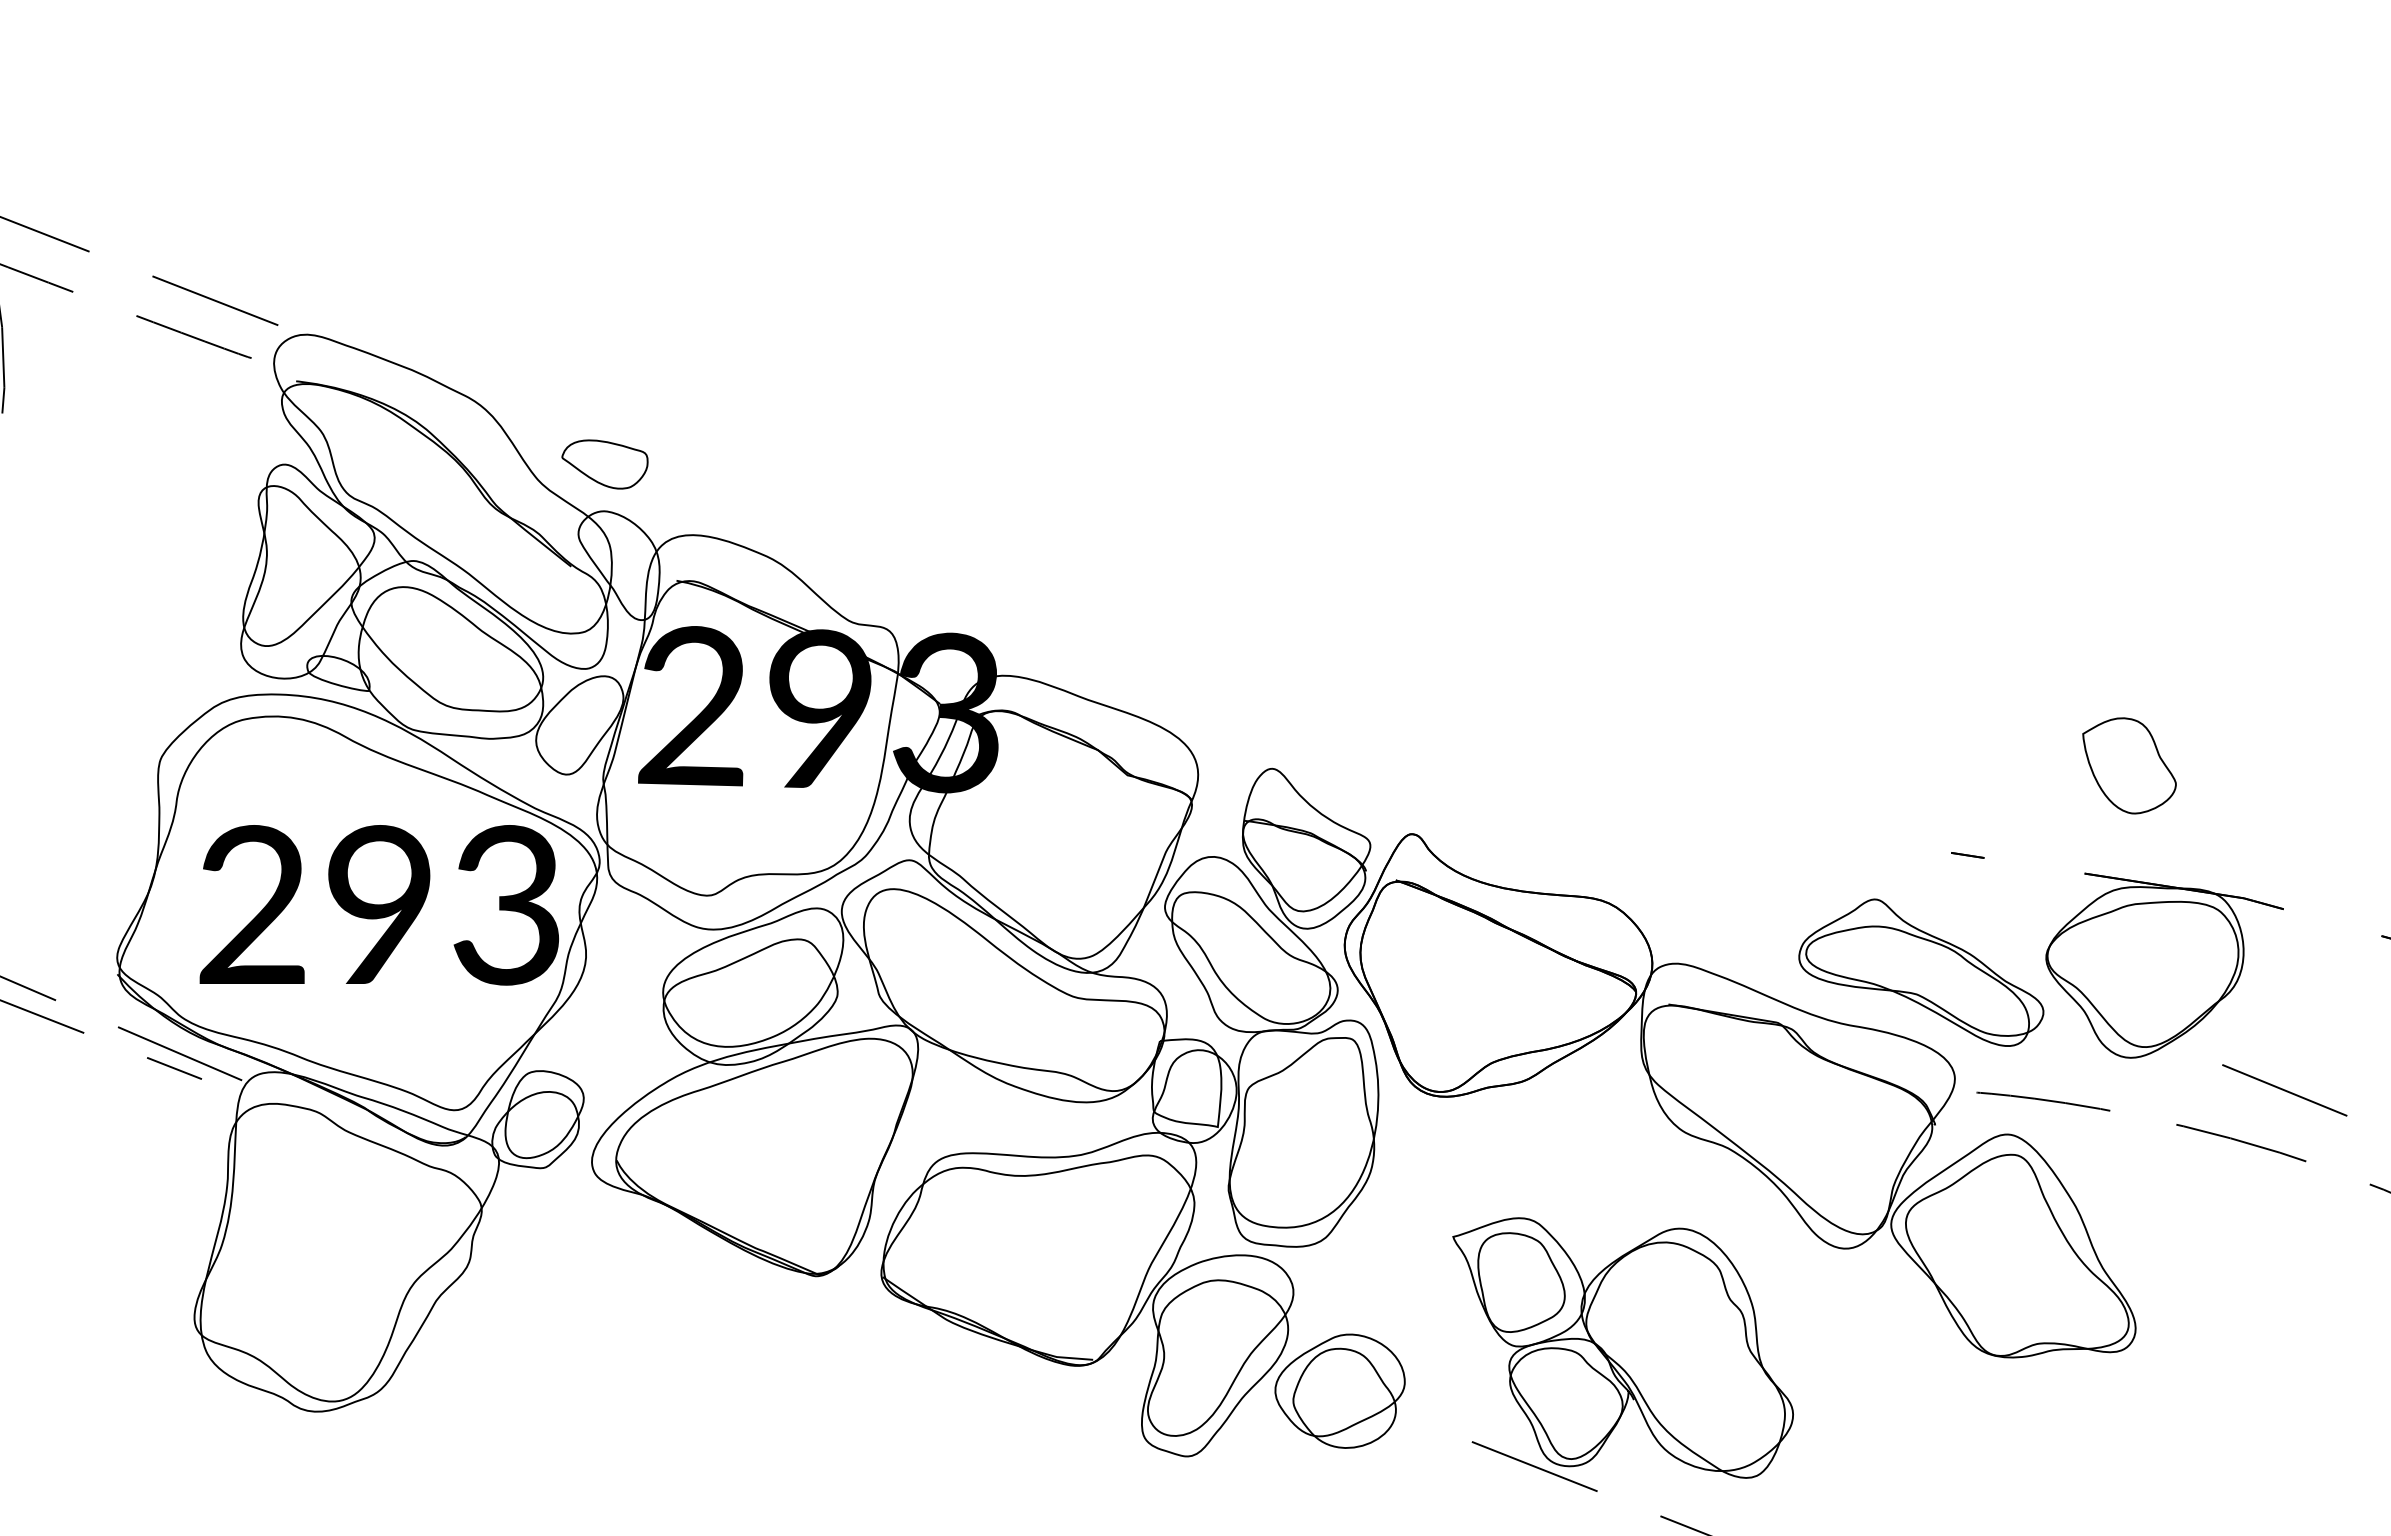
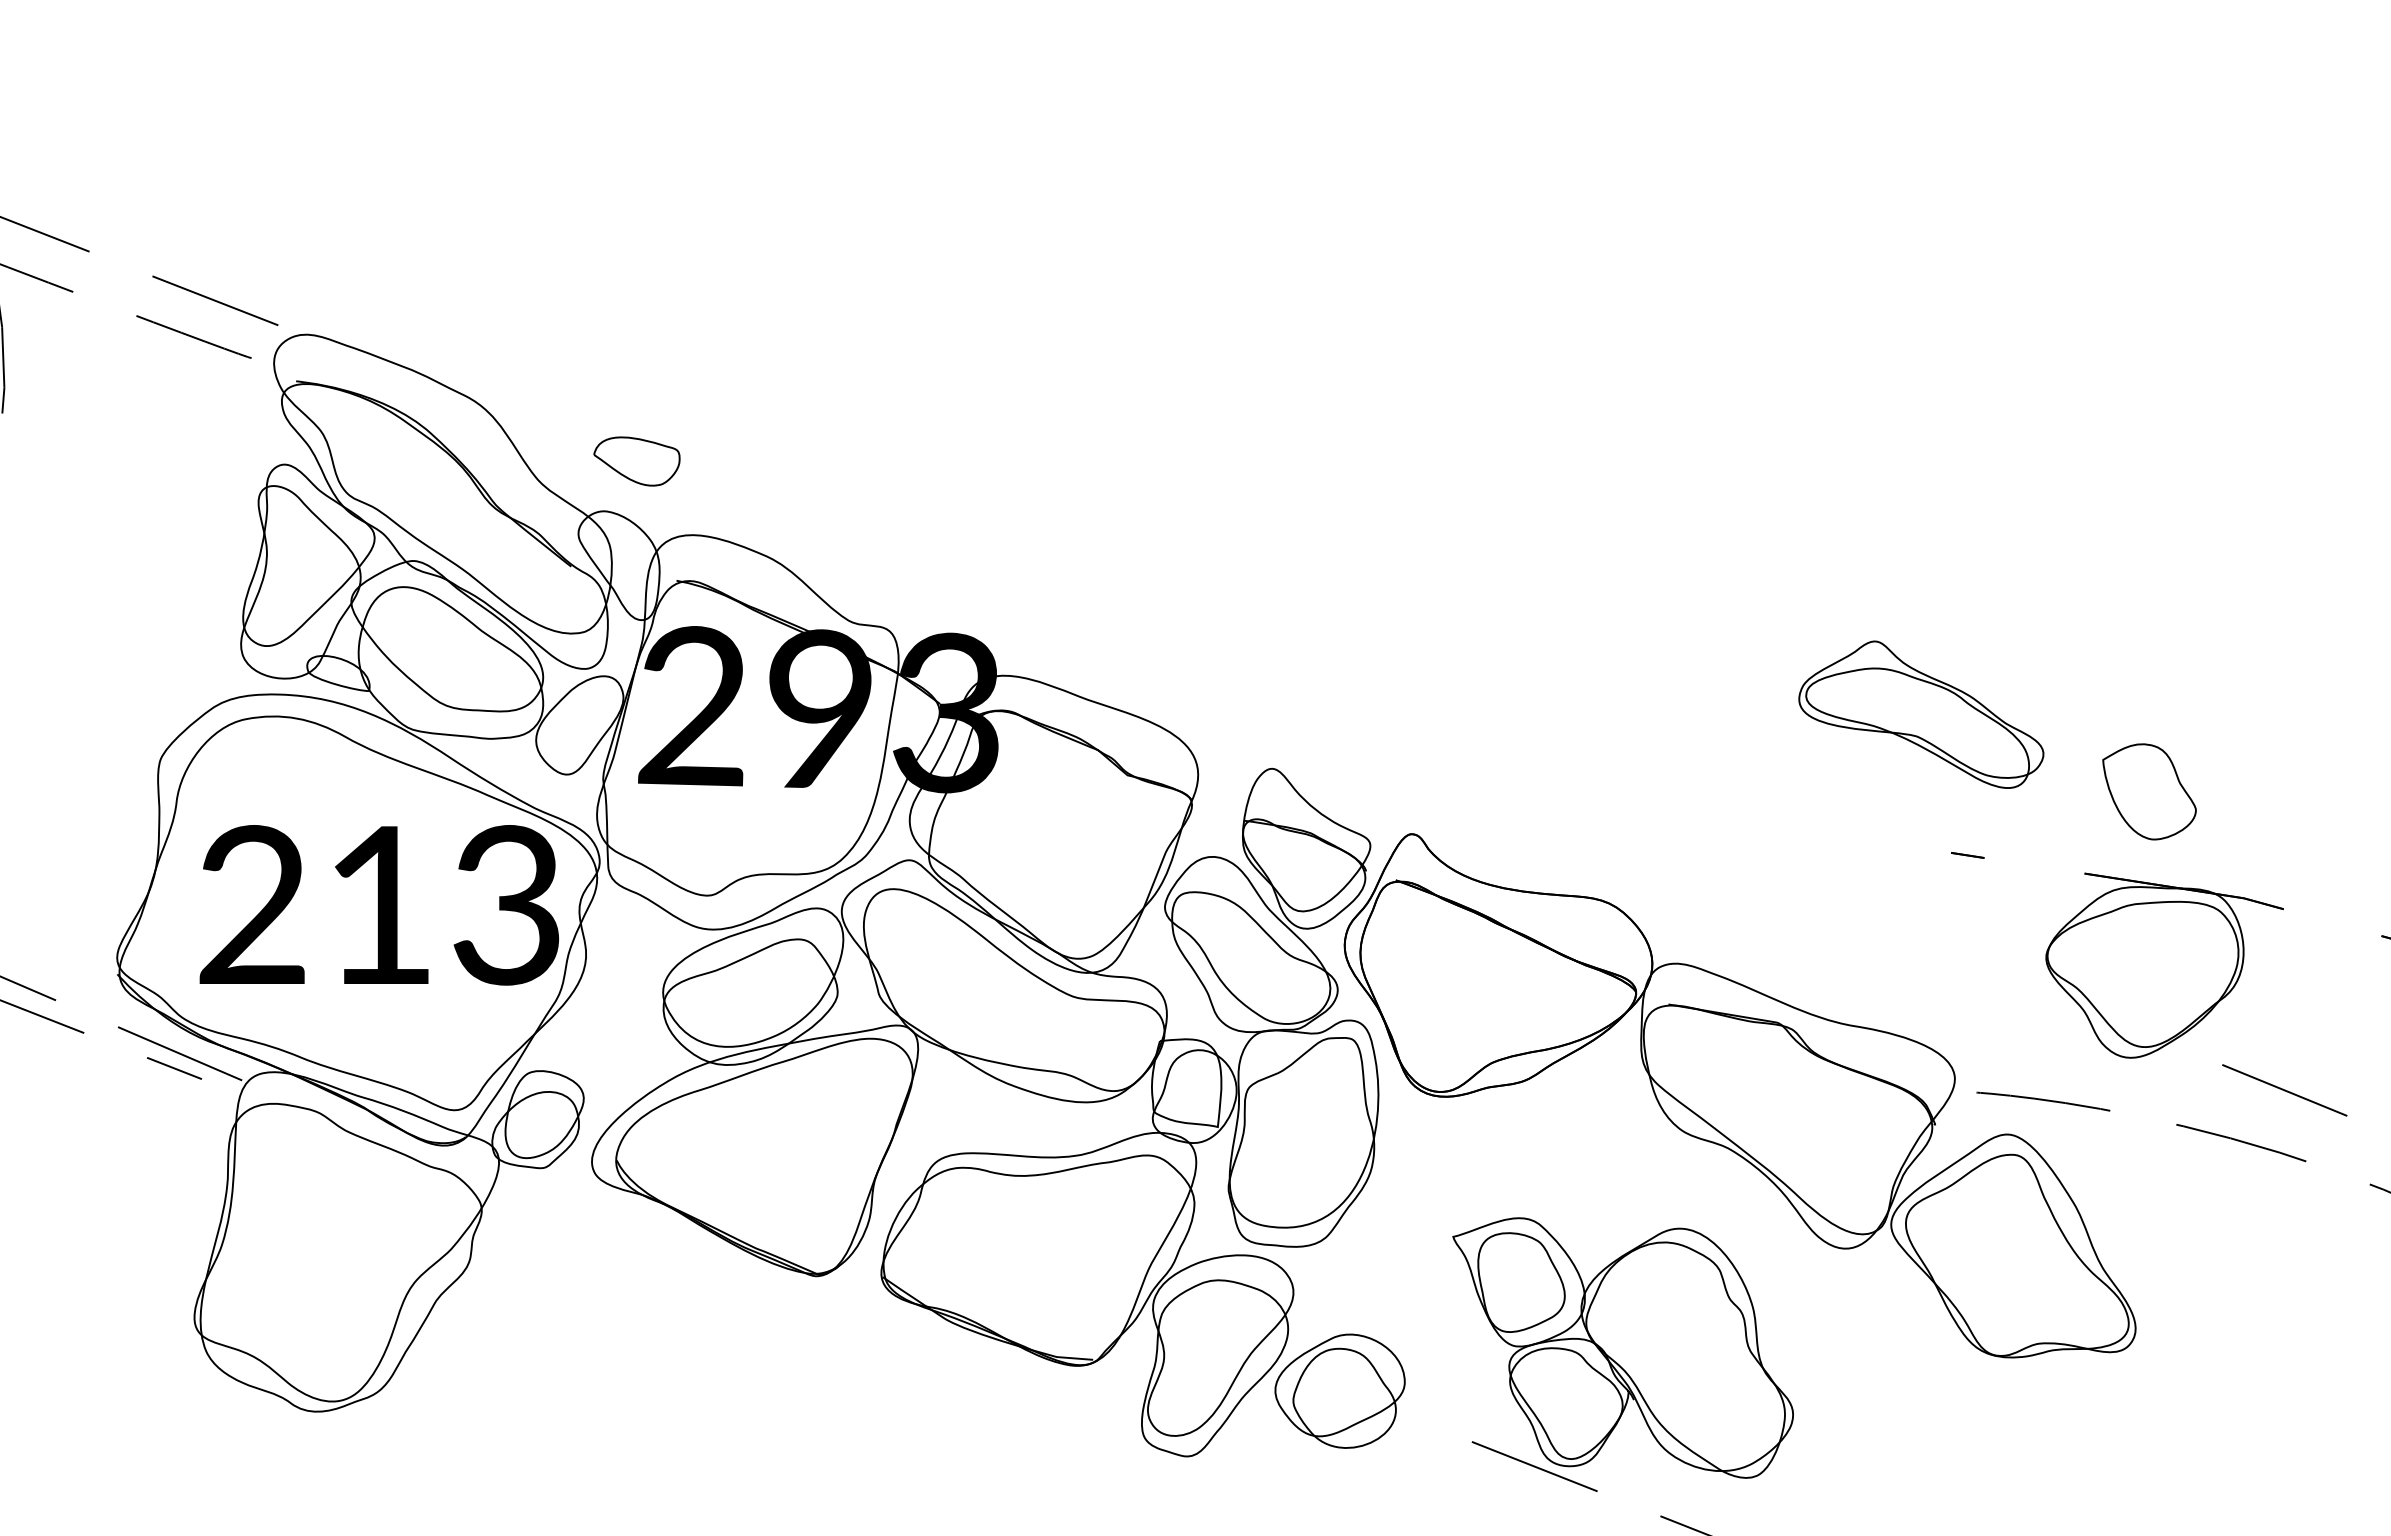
part position: (604, 464) -> (636, 461) (636, 461)
part position: (2129, 765) -> (2149, 791) (2149, 791)
text: 293 -> 213 (379, 904)
part position: (1921, 972) -> (1921, 714) (1921, 714)
